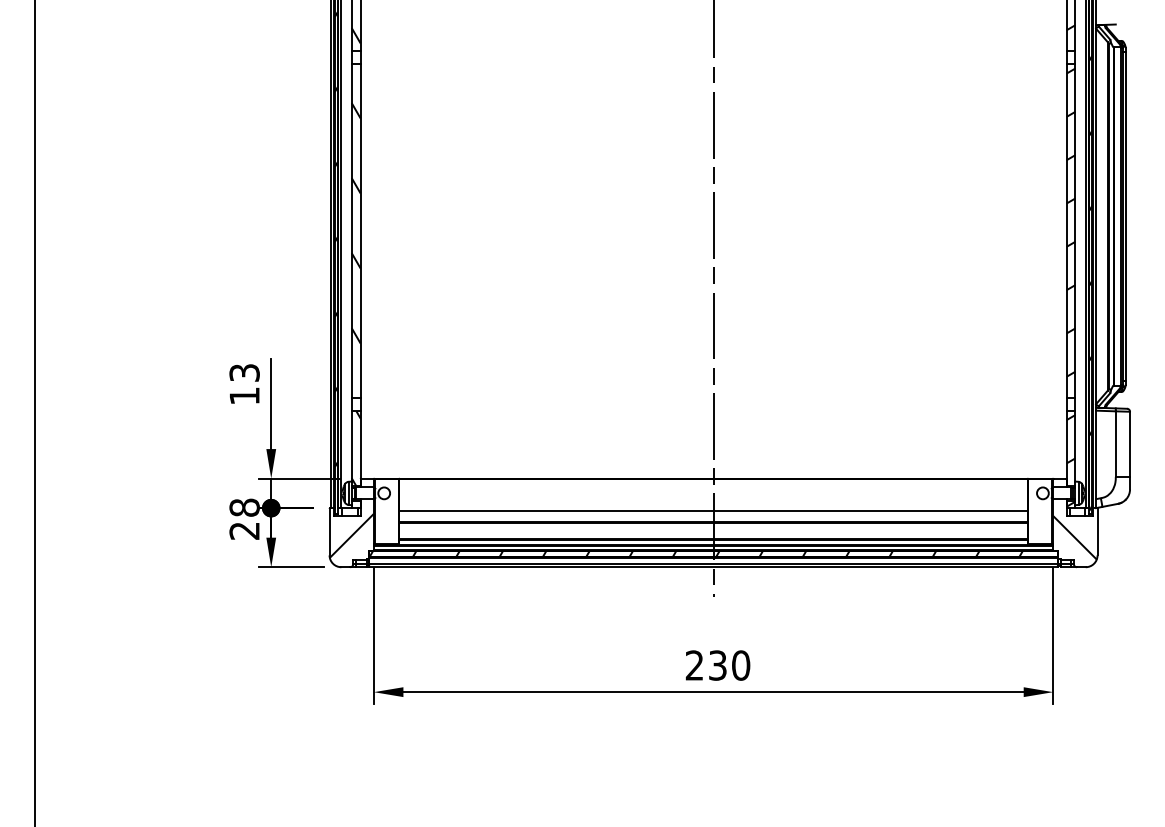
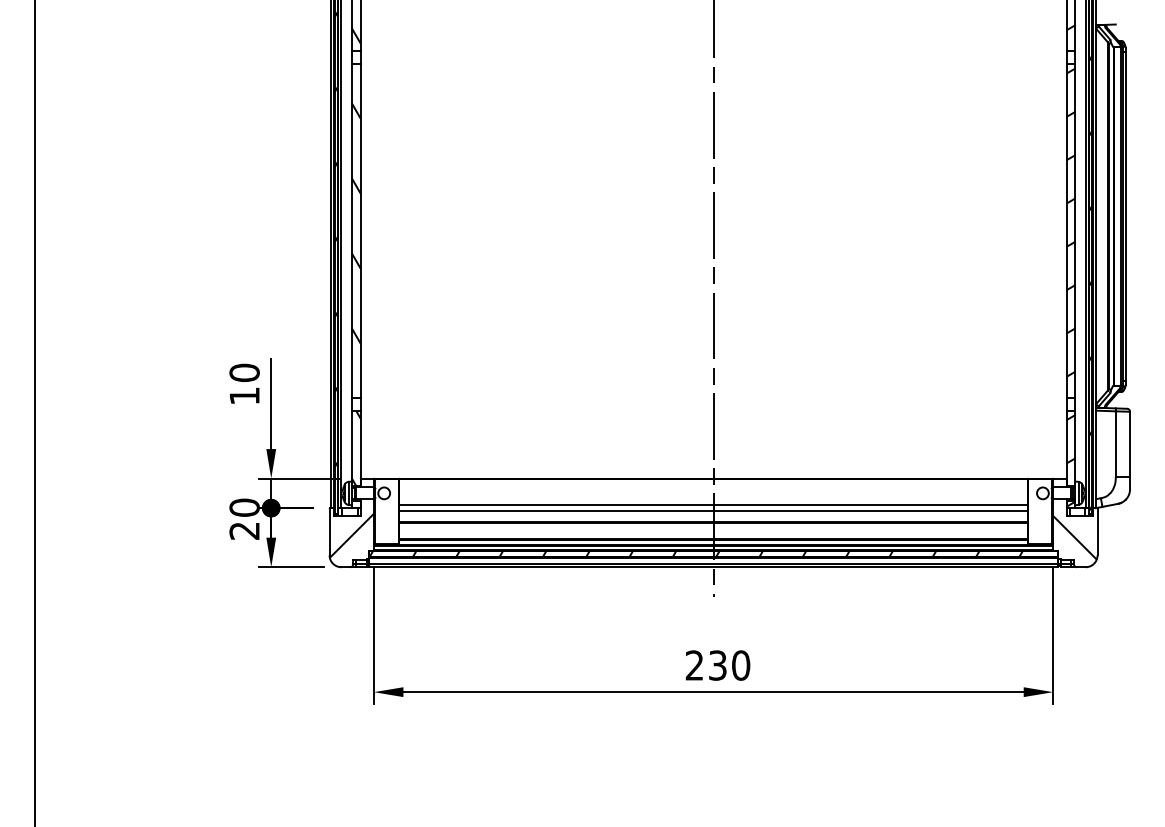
text: 13 -> 10 (244, 372)
line: none -> present (713, 505)
text: 28 -> 20 (244, 507)
